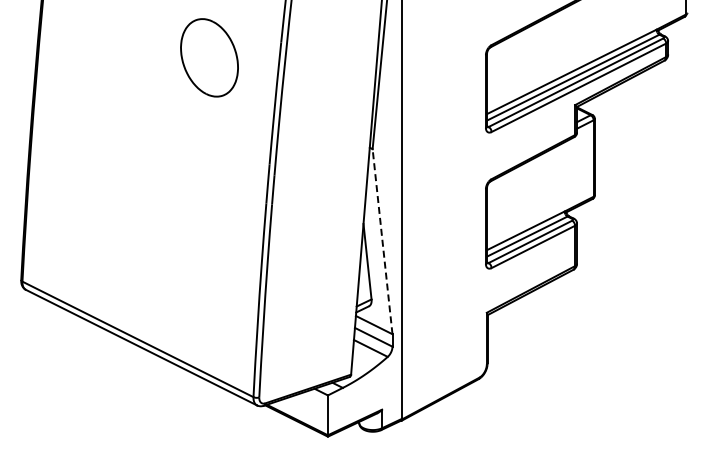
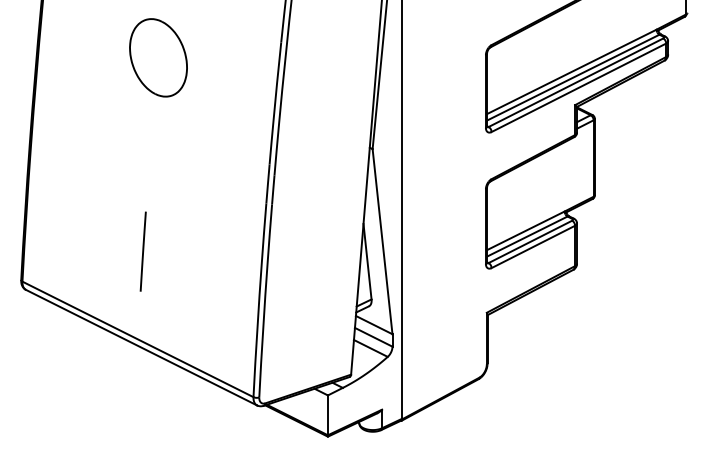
part position: (209, 57) -> (158, 57) (158, 57)
line: dashed -> solid (382, 241)
line: none -> present (142, 251)
